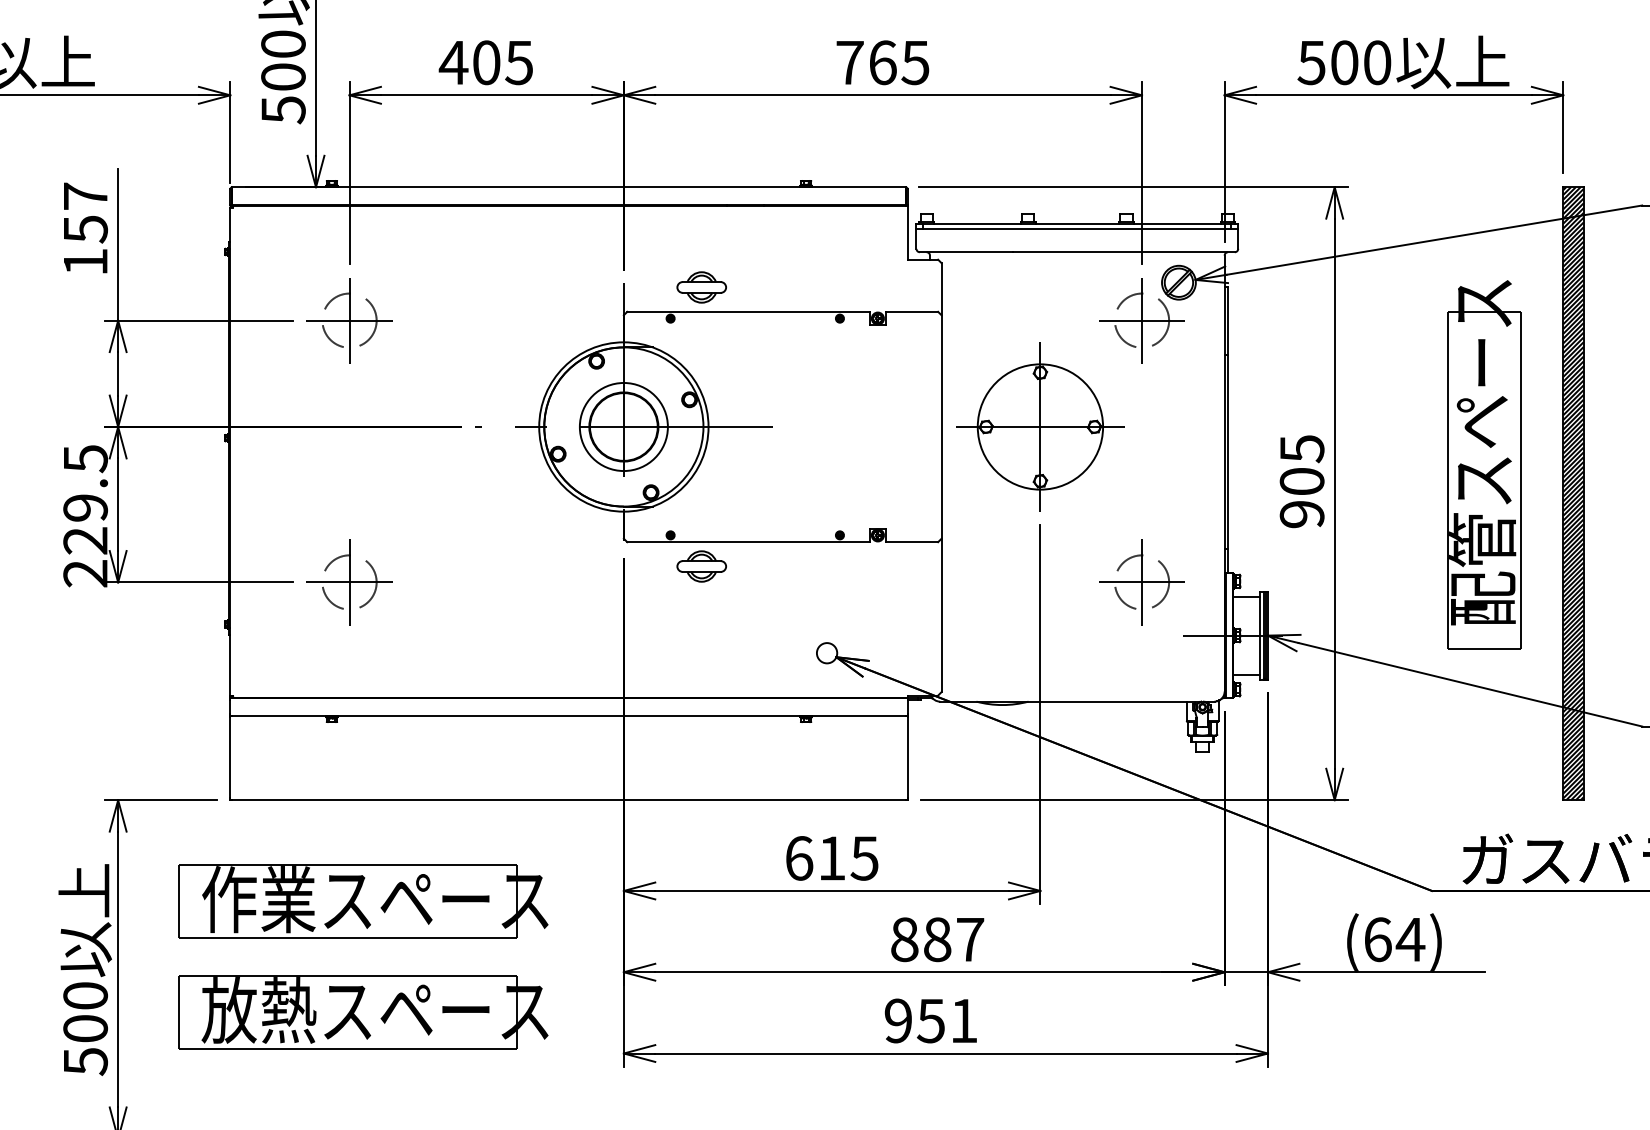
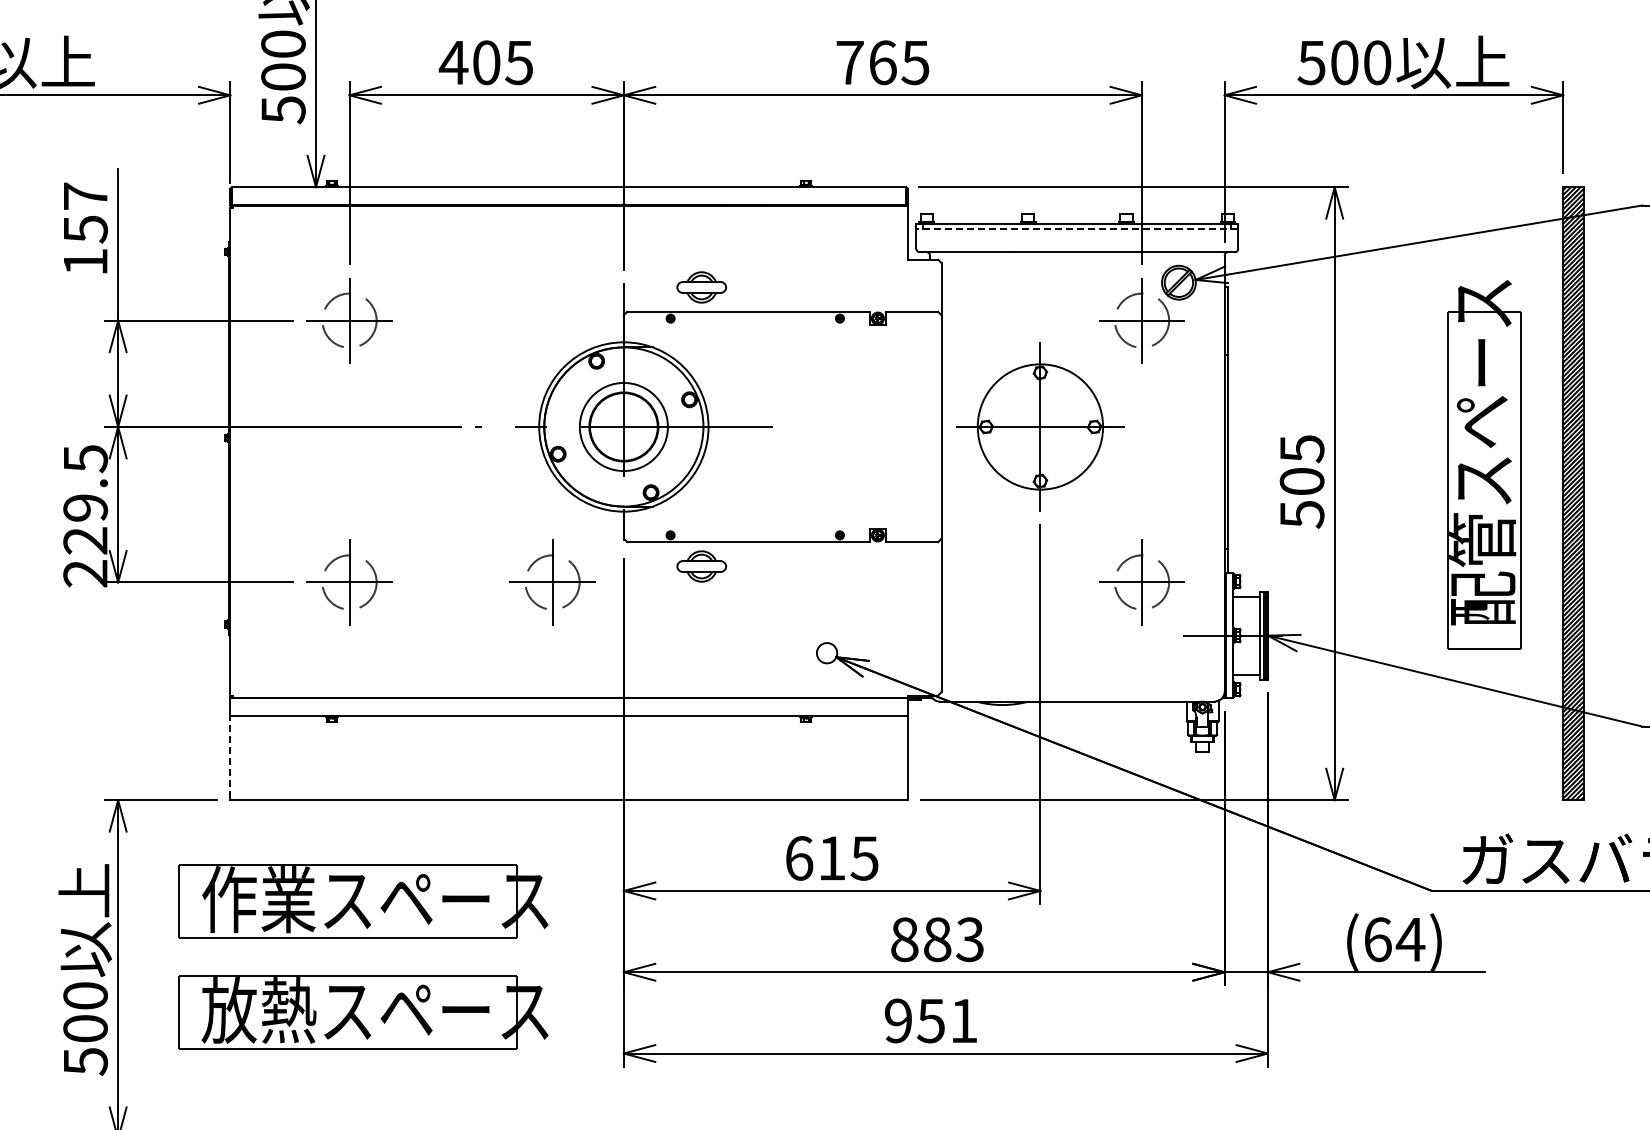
line: solid -> dashed (1077, 228)
text: 905 -> 505 (1301, 514)
part: none -> present (552, 582)
line: solid -> dashed (230, 757)
text: 887 -> 883 (970, 939)
